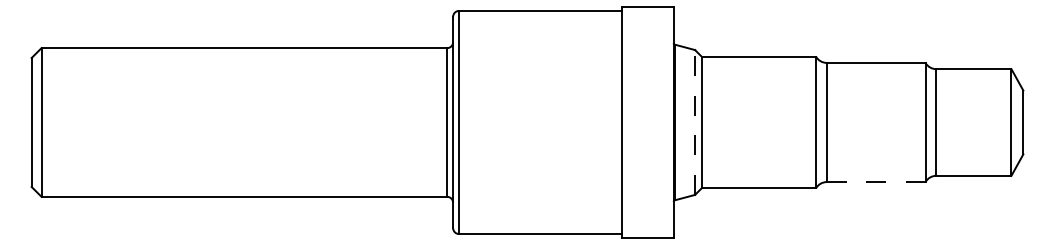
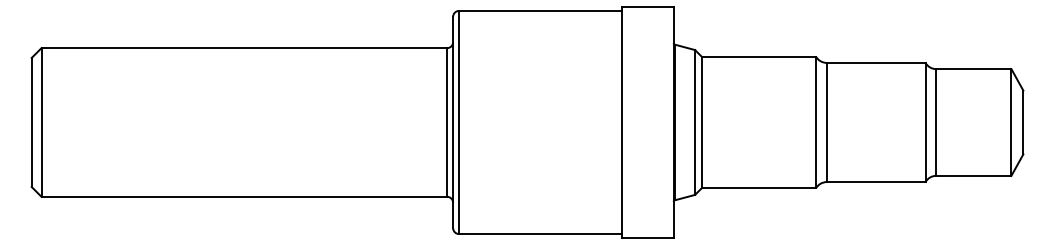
line: dashed -> solid (695, 122)
line: dashed -> solid (876, 182)
